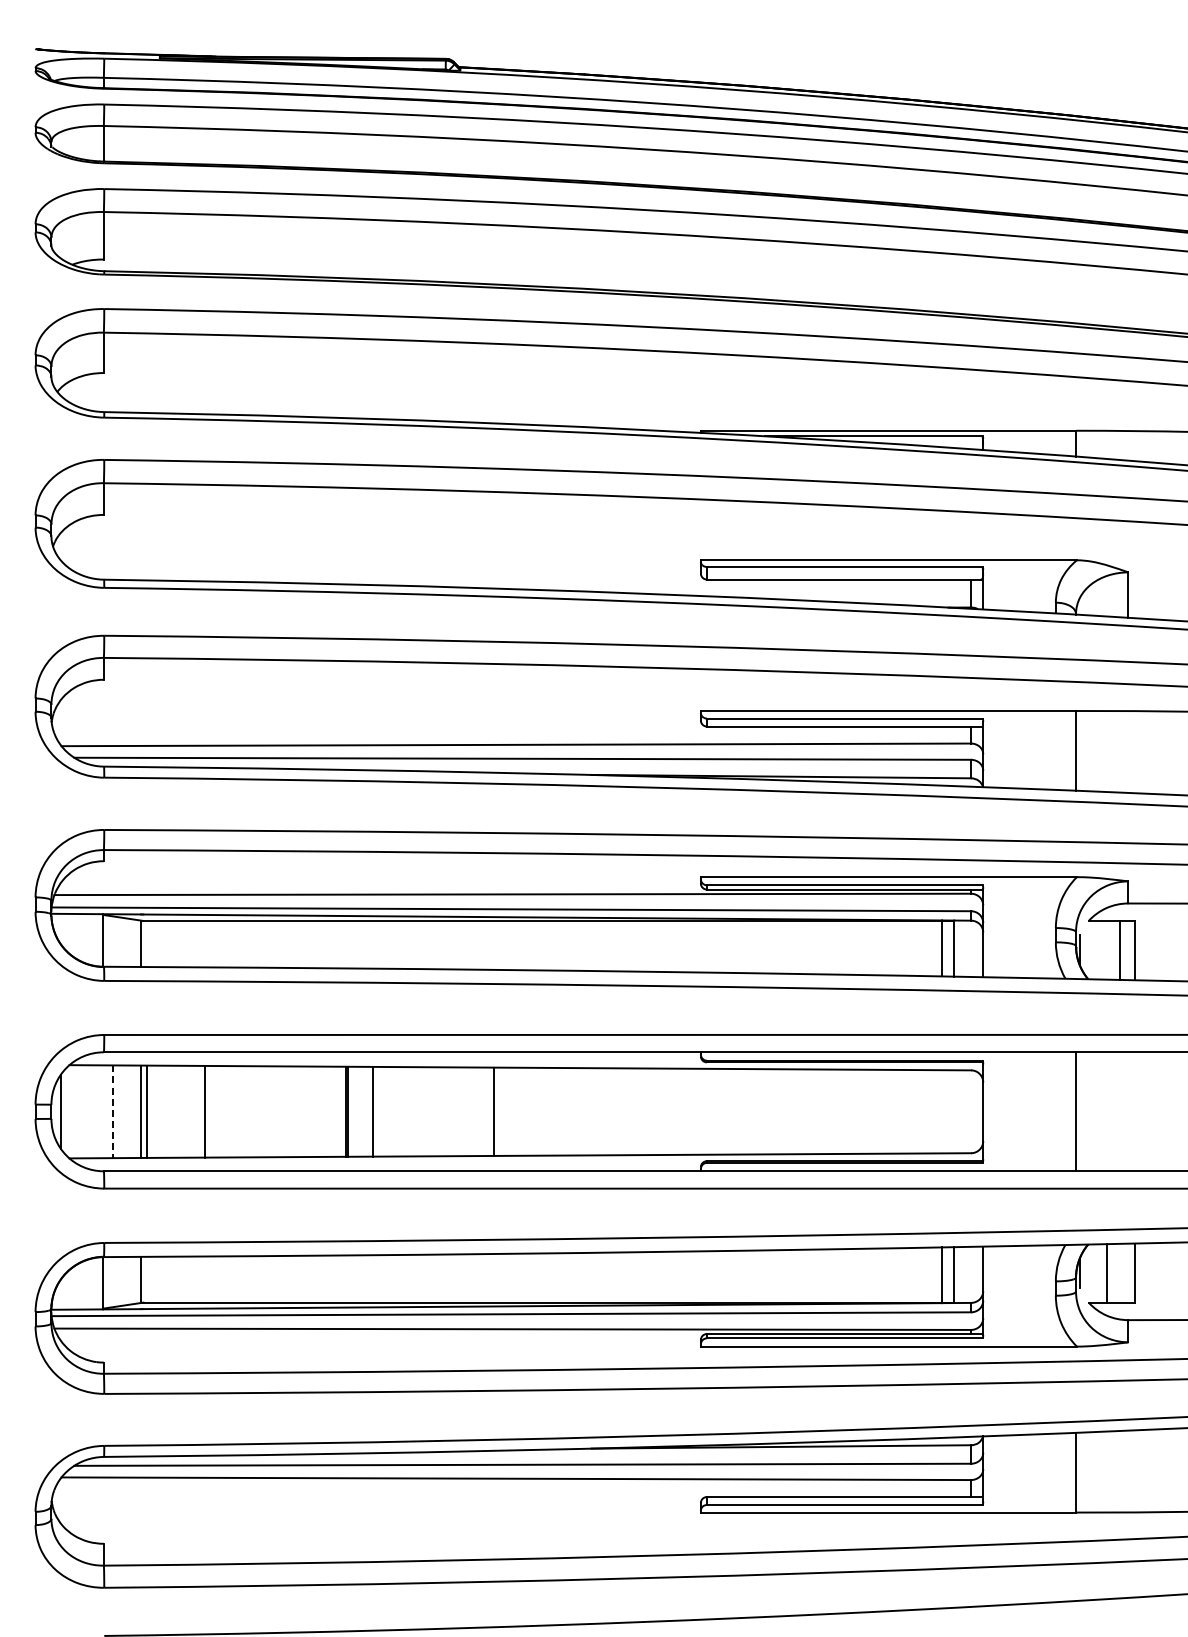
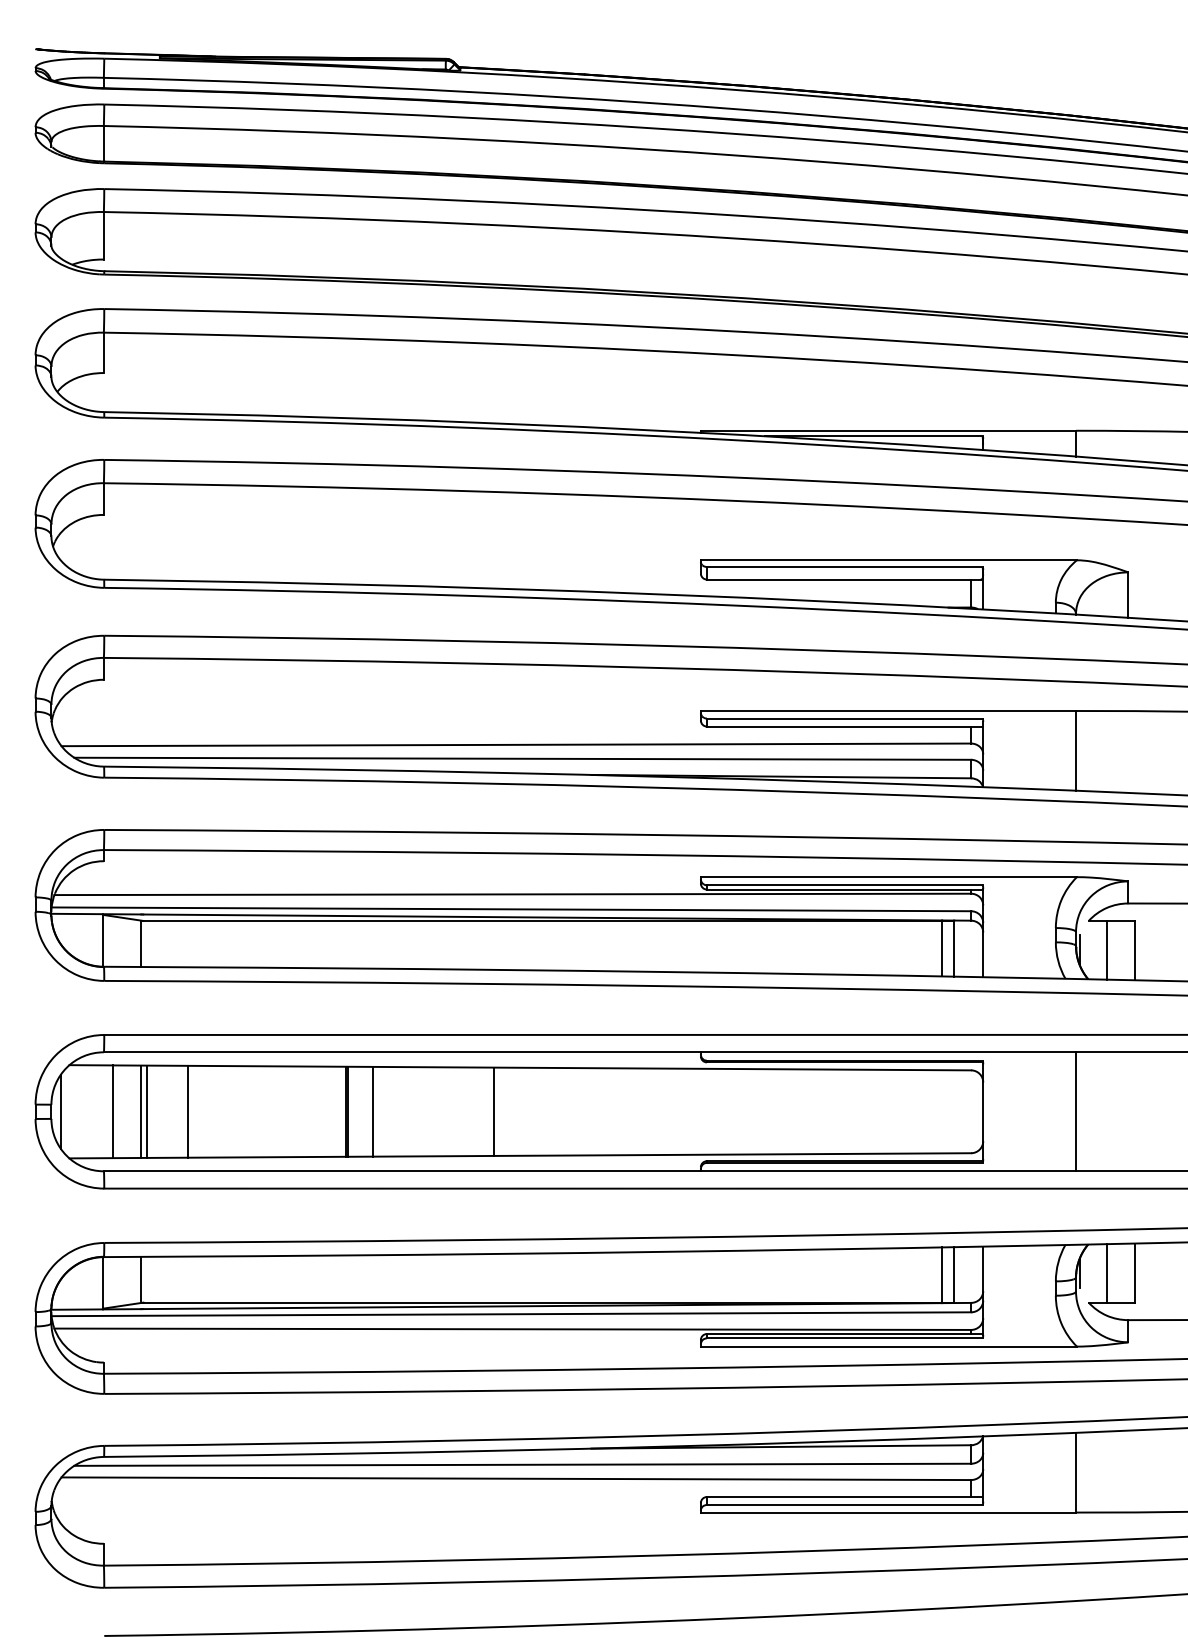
line position: (1120, 949) -> (1107, 949) (1107, 949)
line position: (204, 1111) -> (187, 1111) (187, 1111)
line: dashed -> solid (113, 1112)
